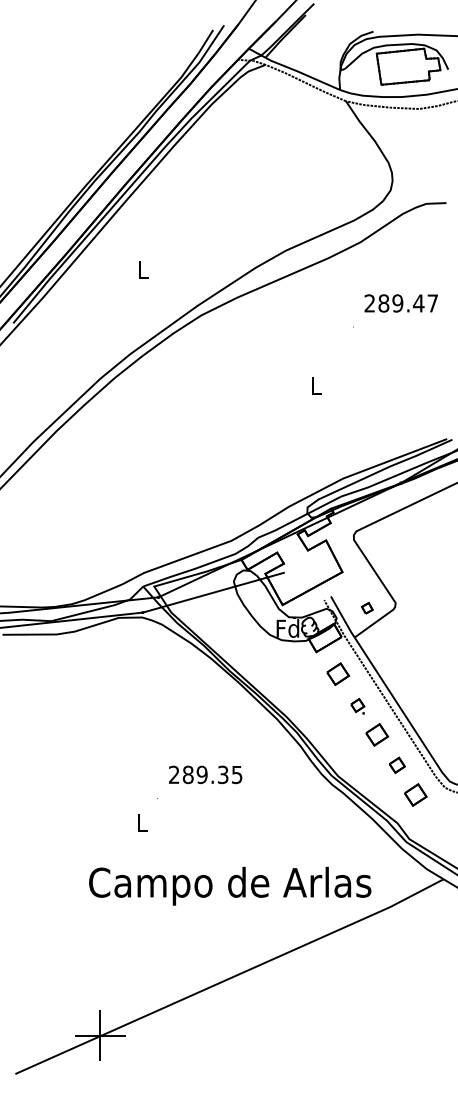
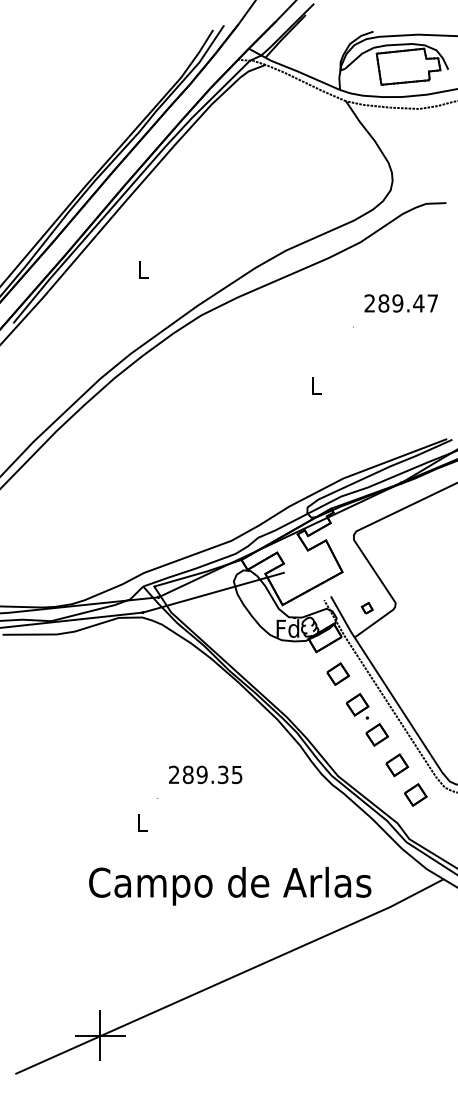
part size: 16x17 px -> 24x27 px (357, 706)
part size: 17x18 px -> 25x25 px (397, 765)
